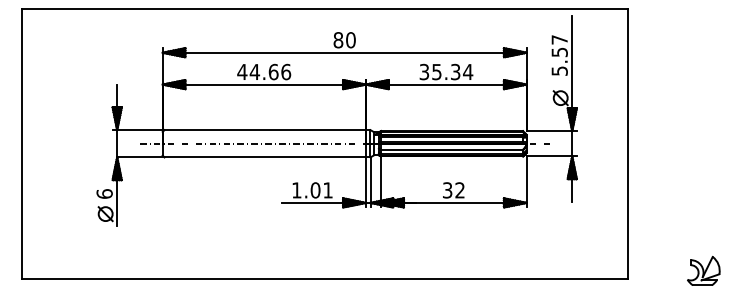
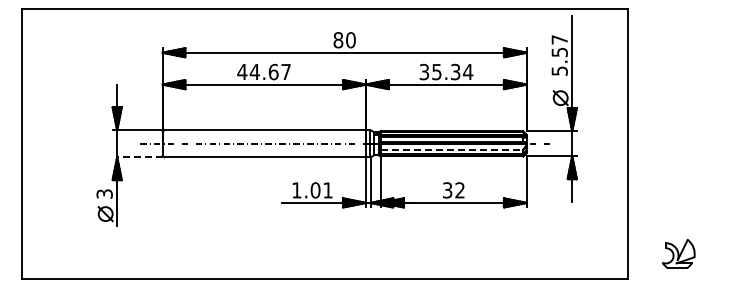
text: 44.66 -> 44.67 (286, 71)
line: solid -> dashed (452, 149)
line: solid -> dashed (139, 157)
text: 6 -> 3 (104, 193)
part position: (703, 270) -> (678, 253) (678, 253)
